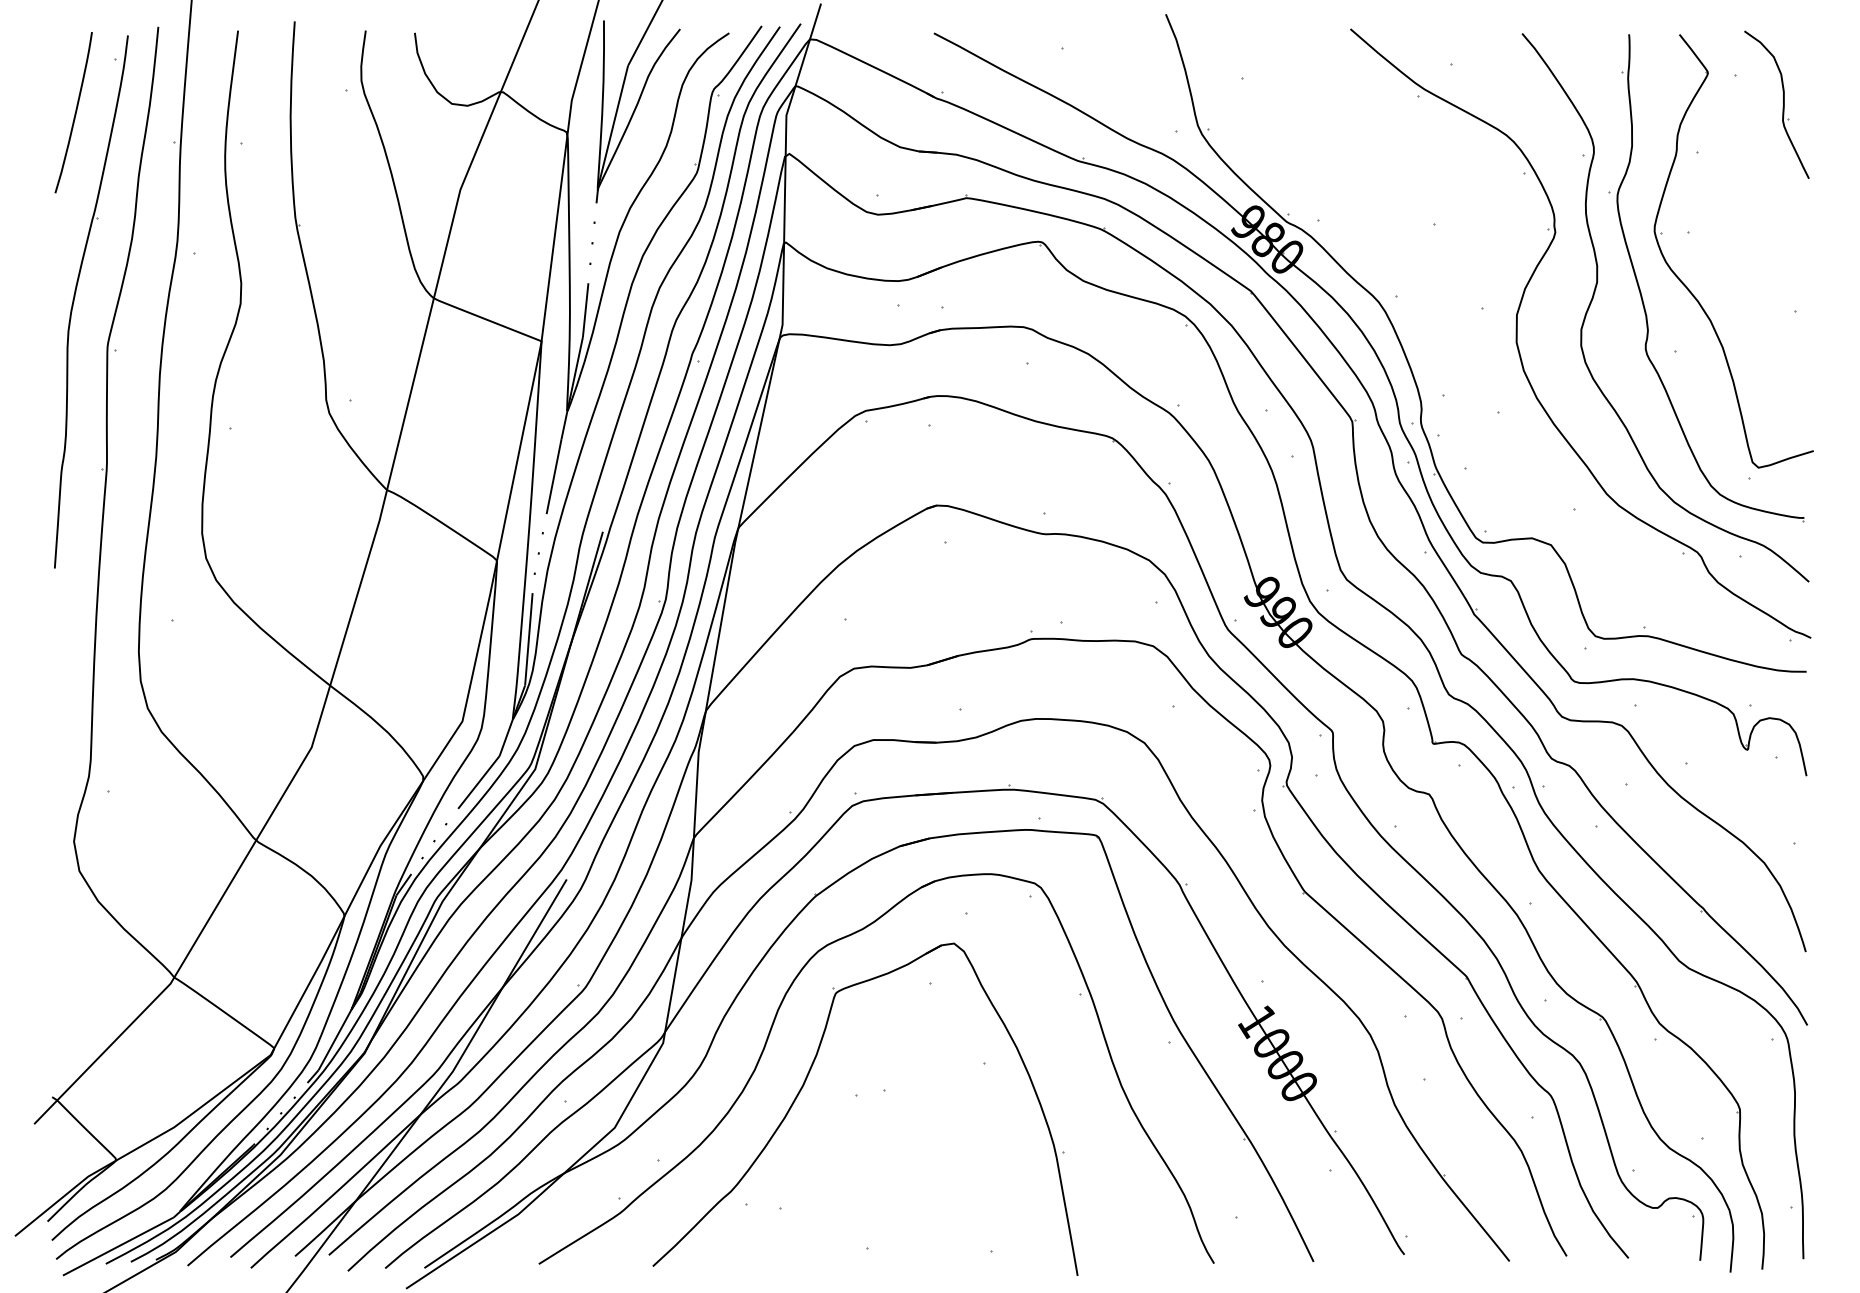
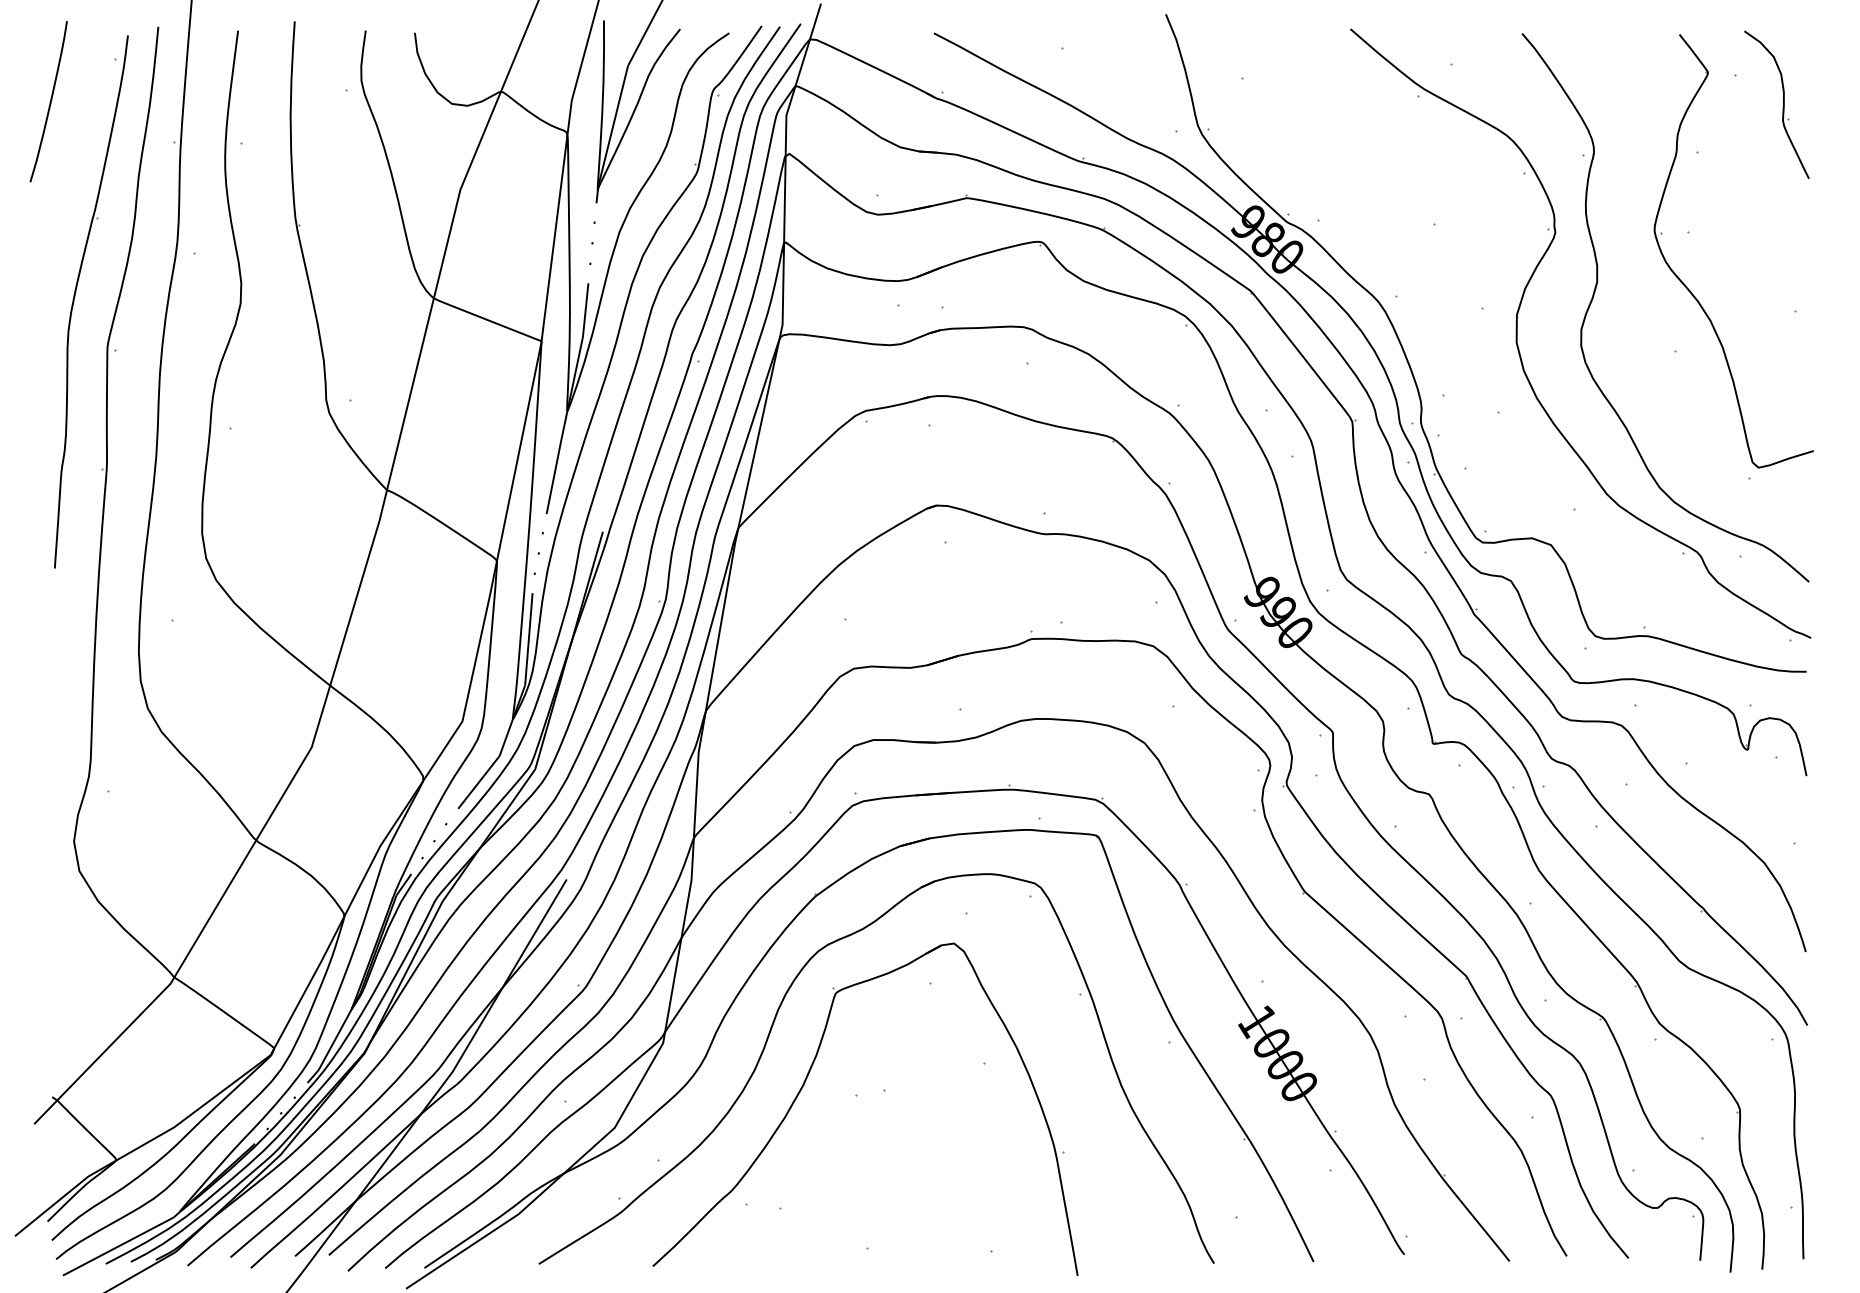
curve position: (74, 113) -> (49, 102) (49, 102)
part: present -> none (1642, 295)
